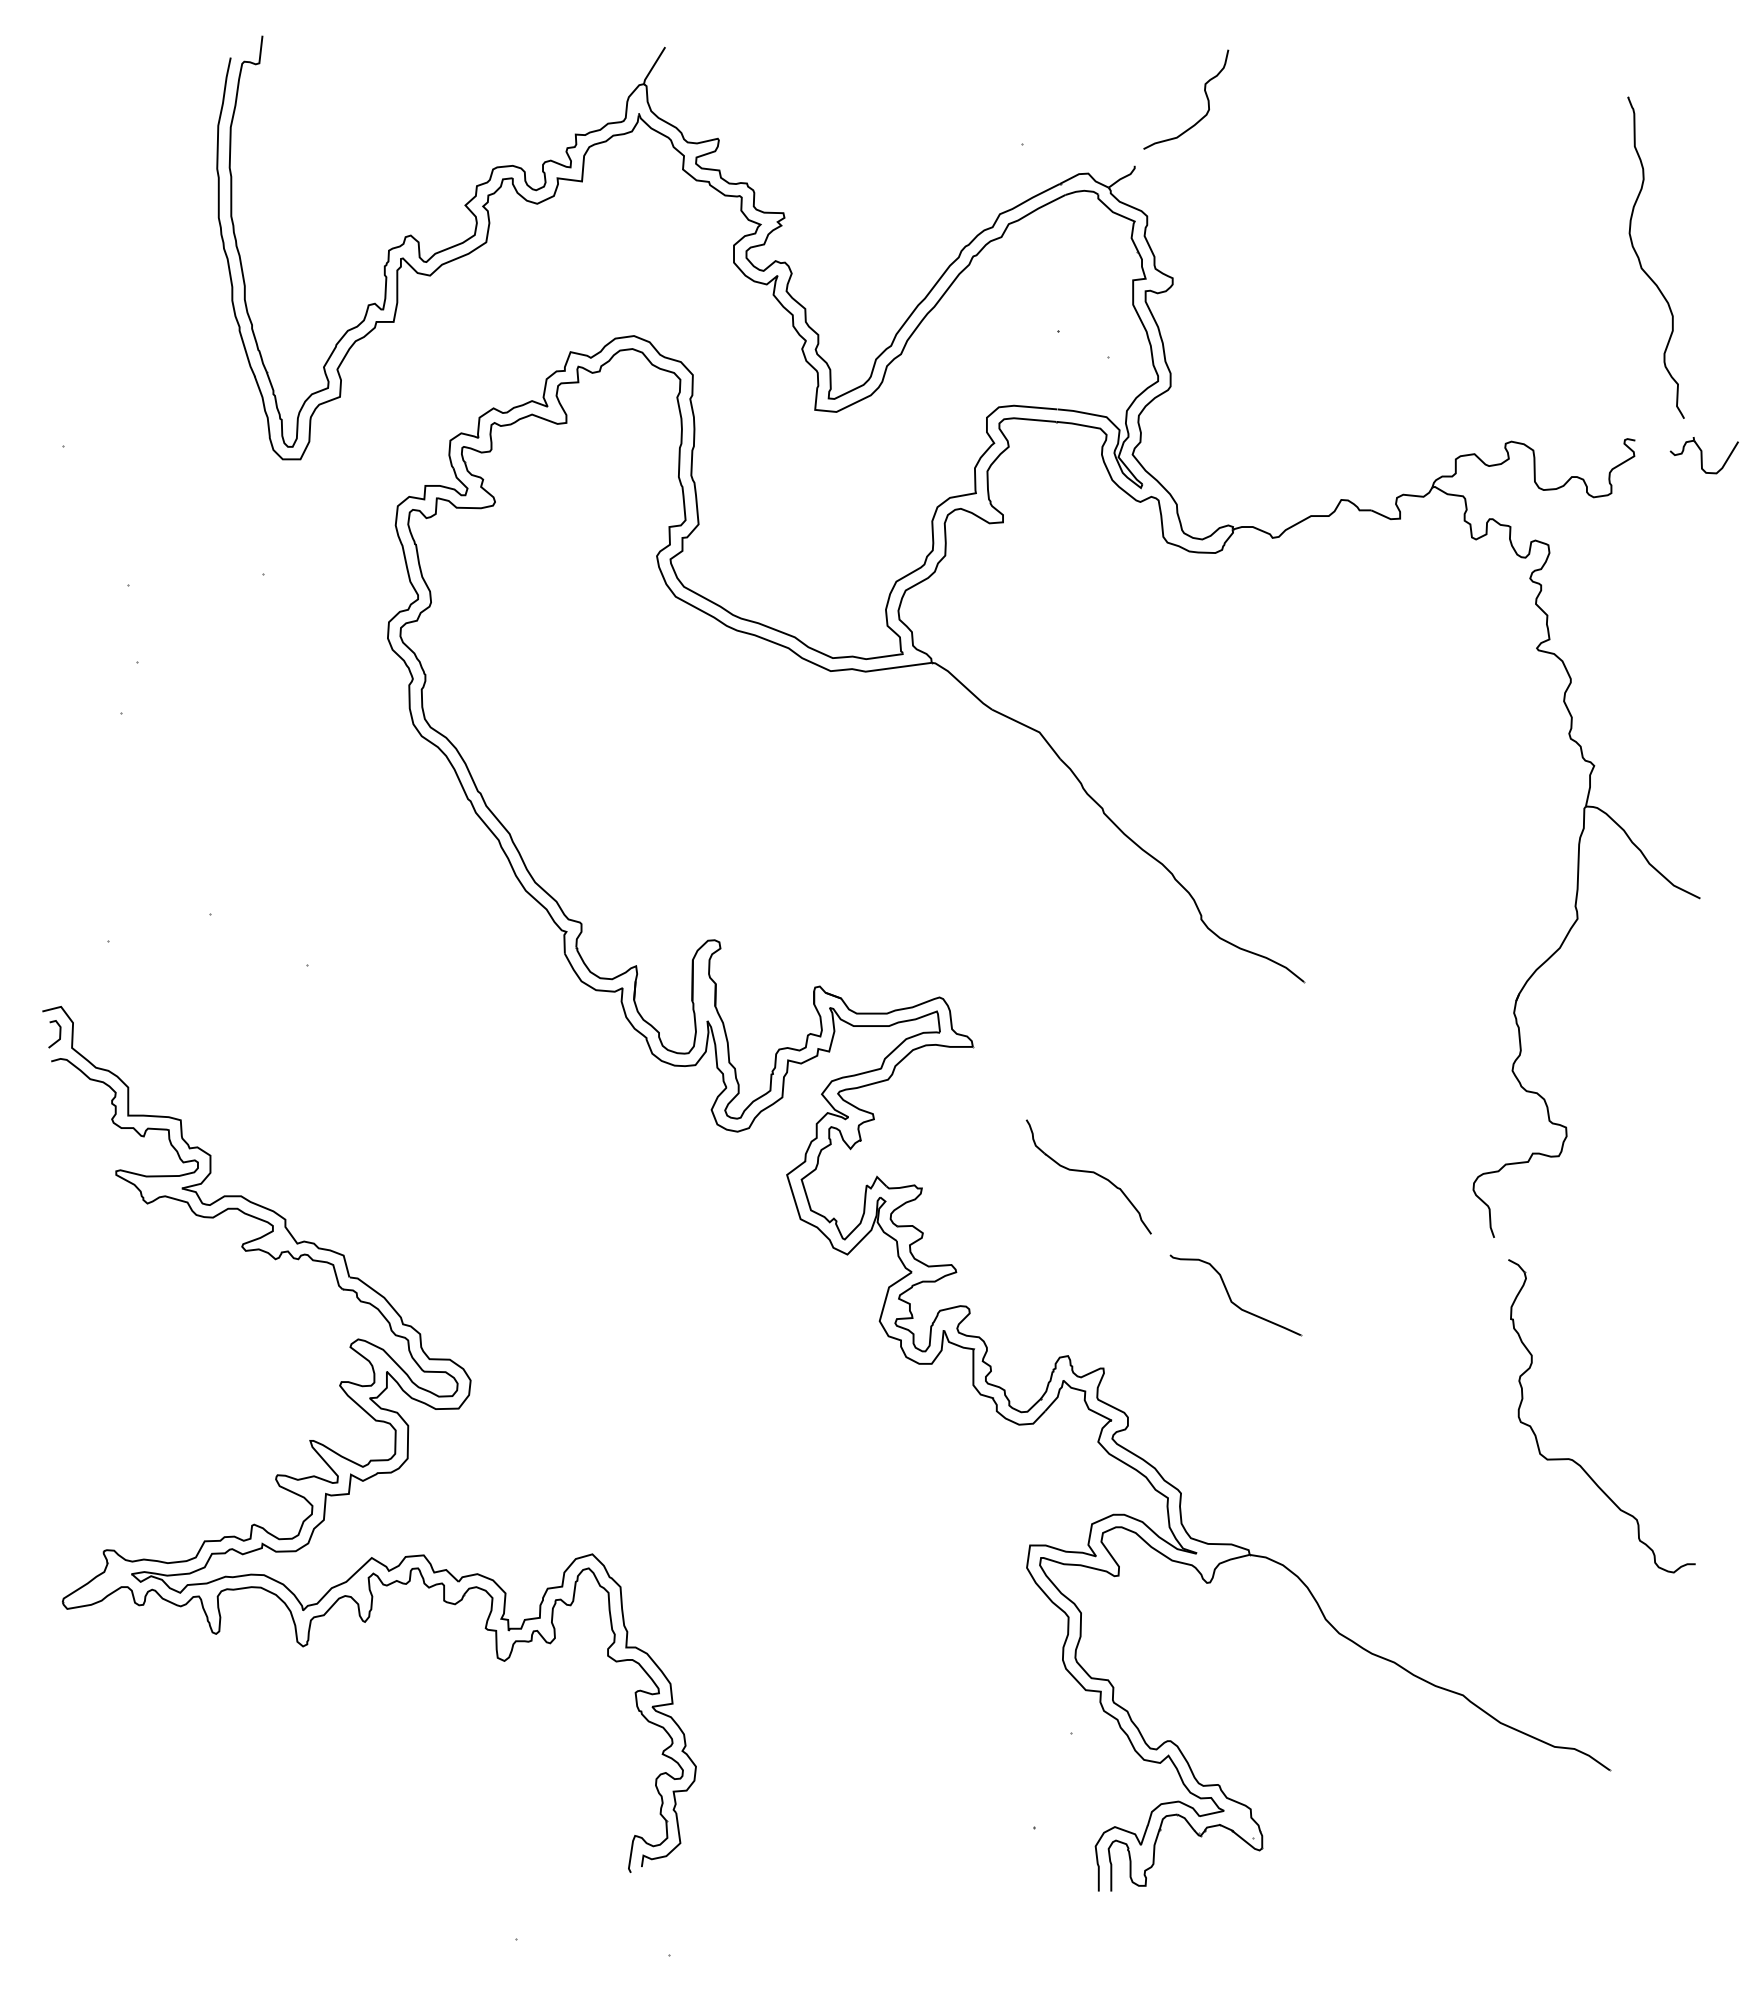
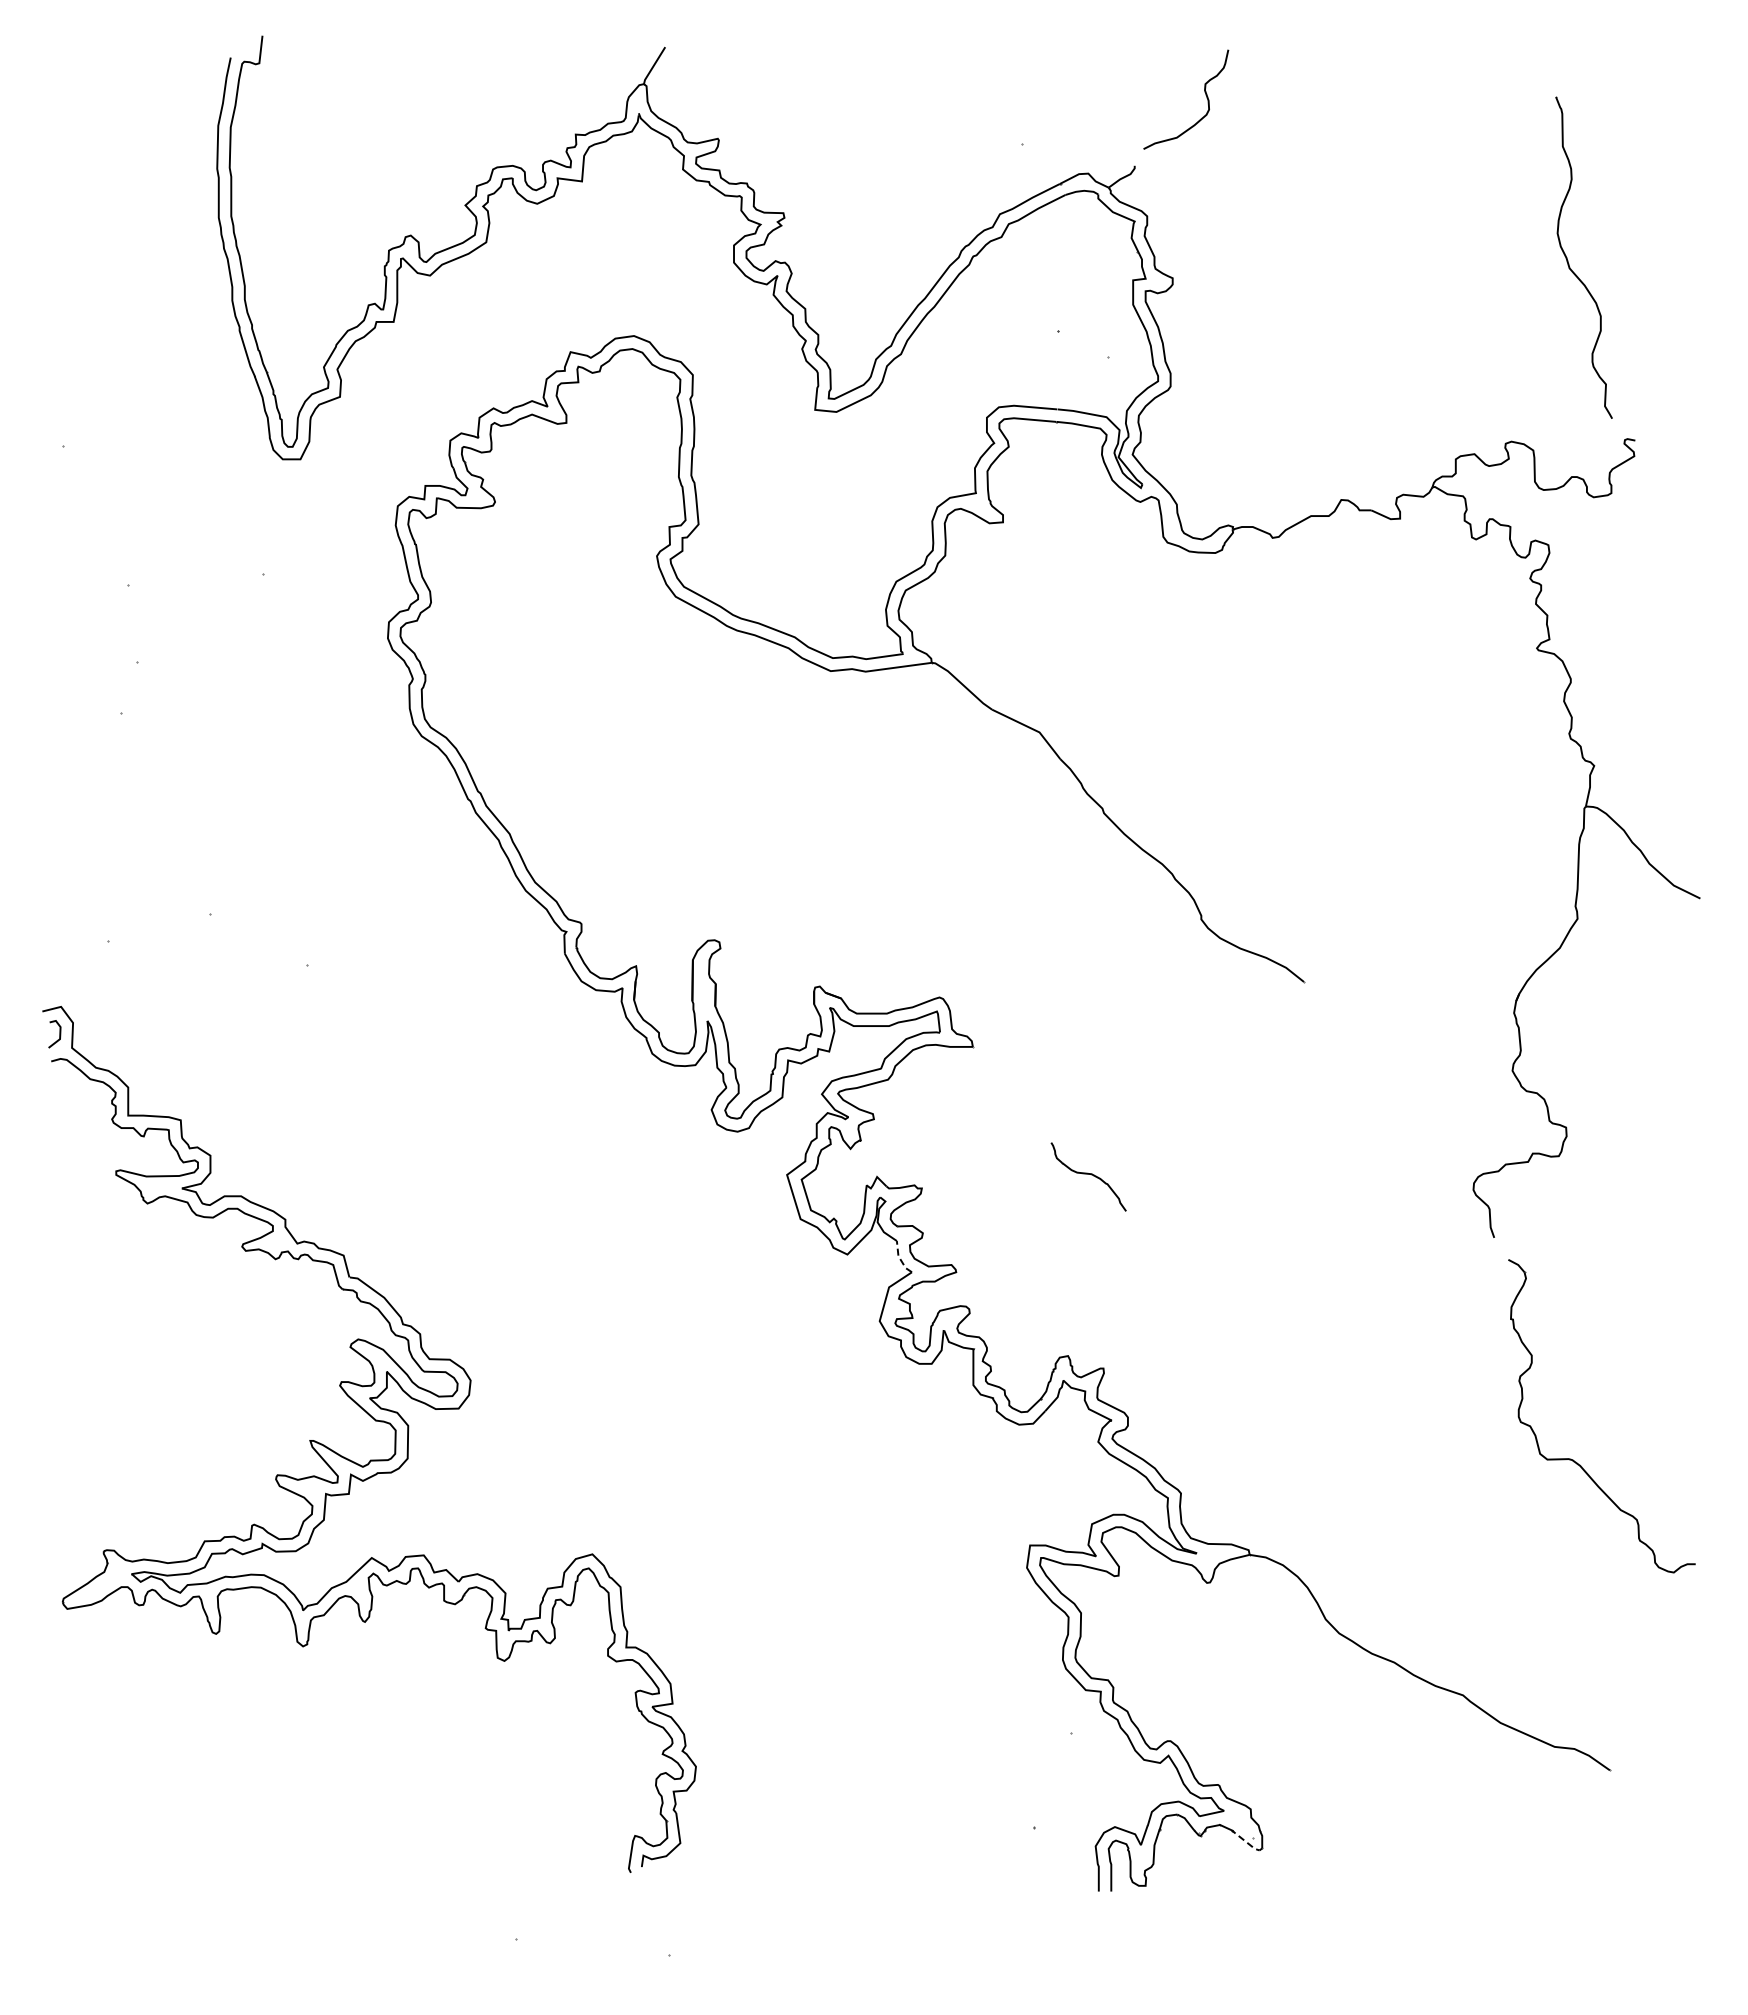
part position: (1641, 263) -> (1569, 263) (1569, 263)
part: present -> none (1703, 455)
part size: 127x116 px -> 77x70 px (1088, 1176)
line: solid -> dashed (899, 1258)
part: present -> none (1235, 1295)
line: solid -> dashed (1247, 1842)
